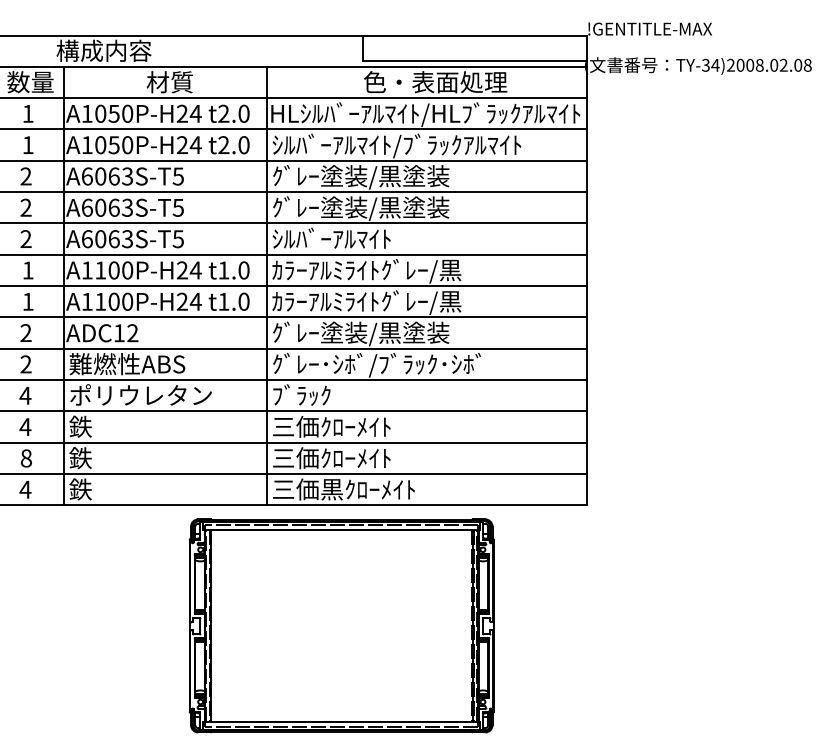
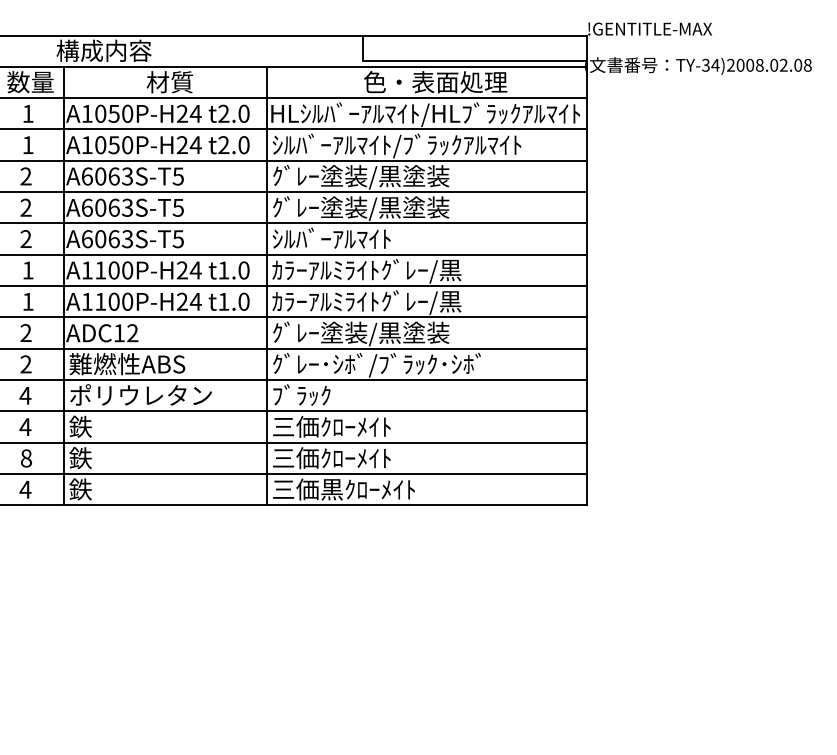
part: present -> none (341, 625)
